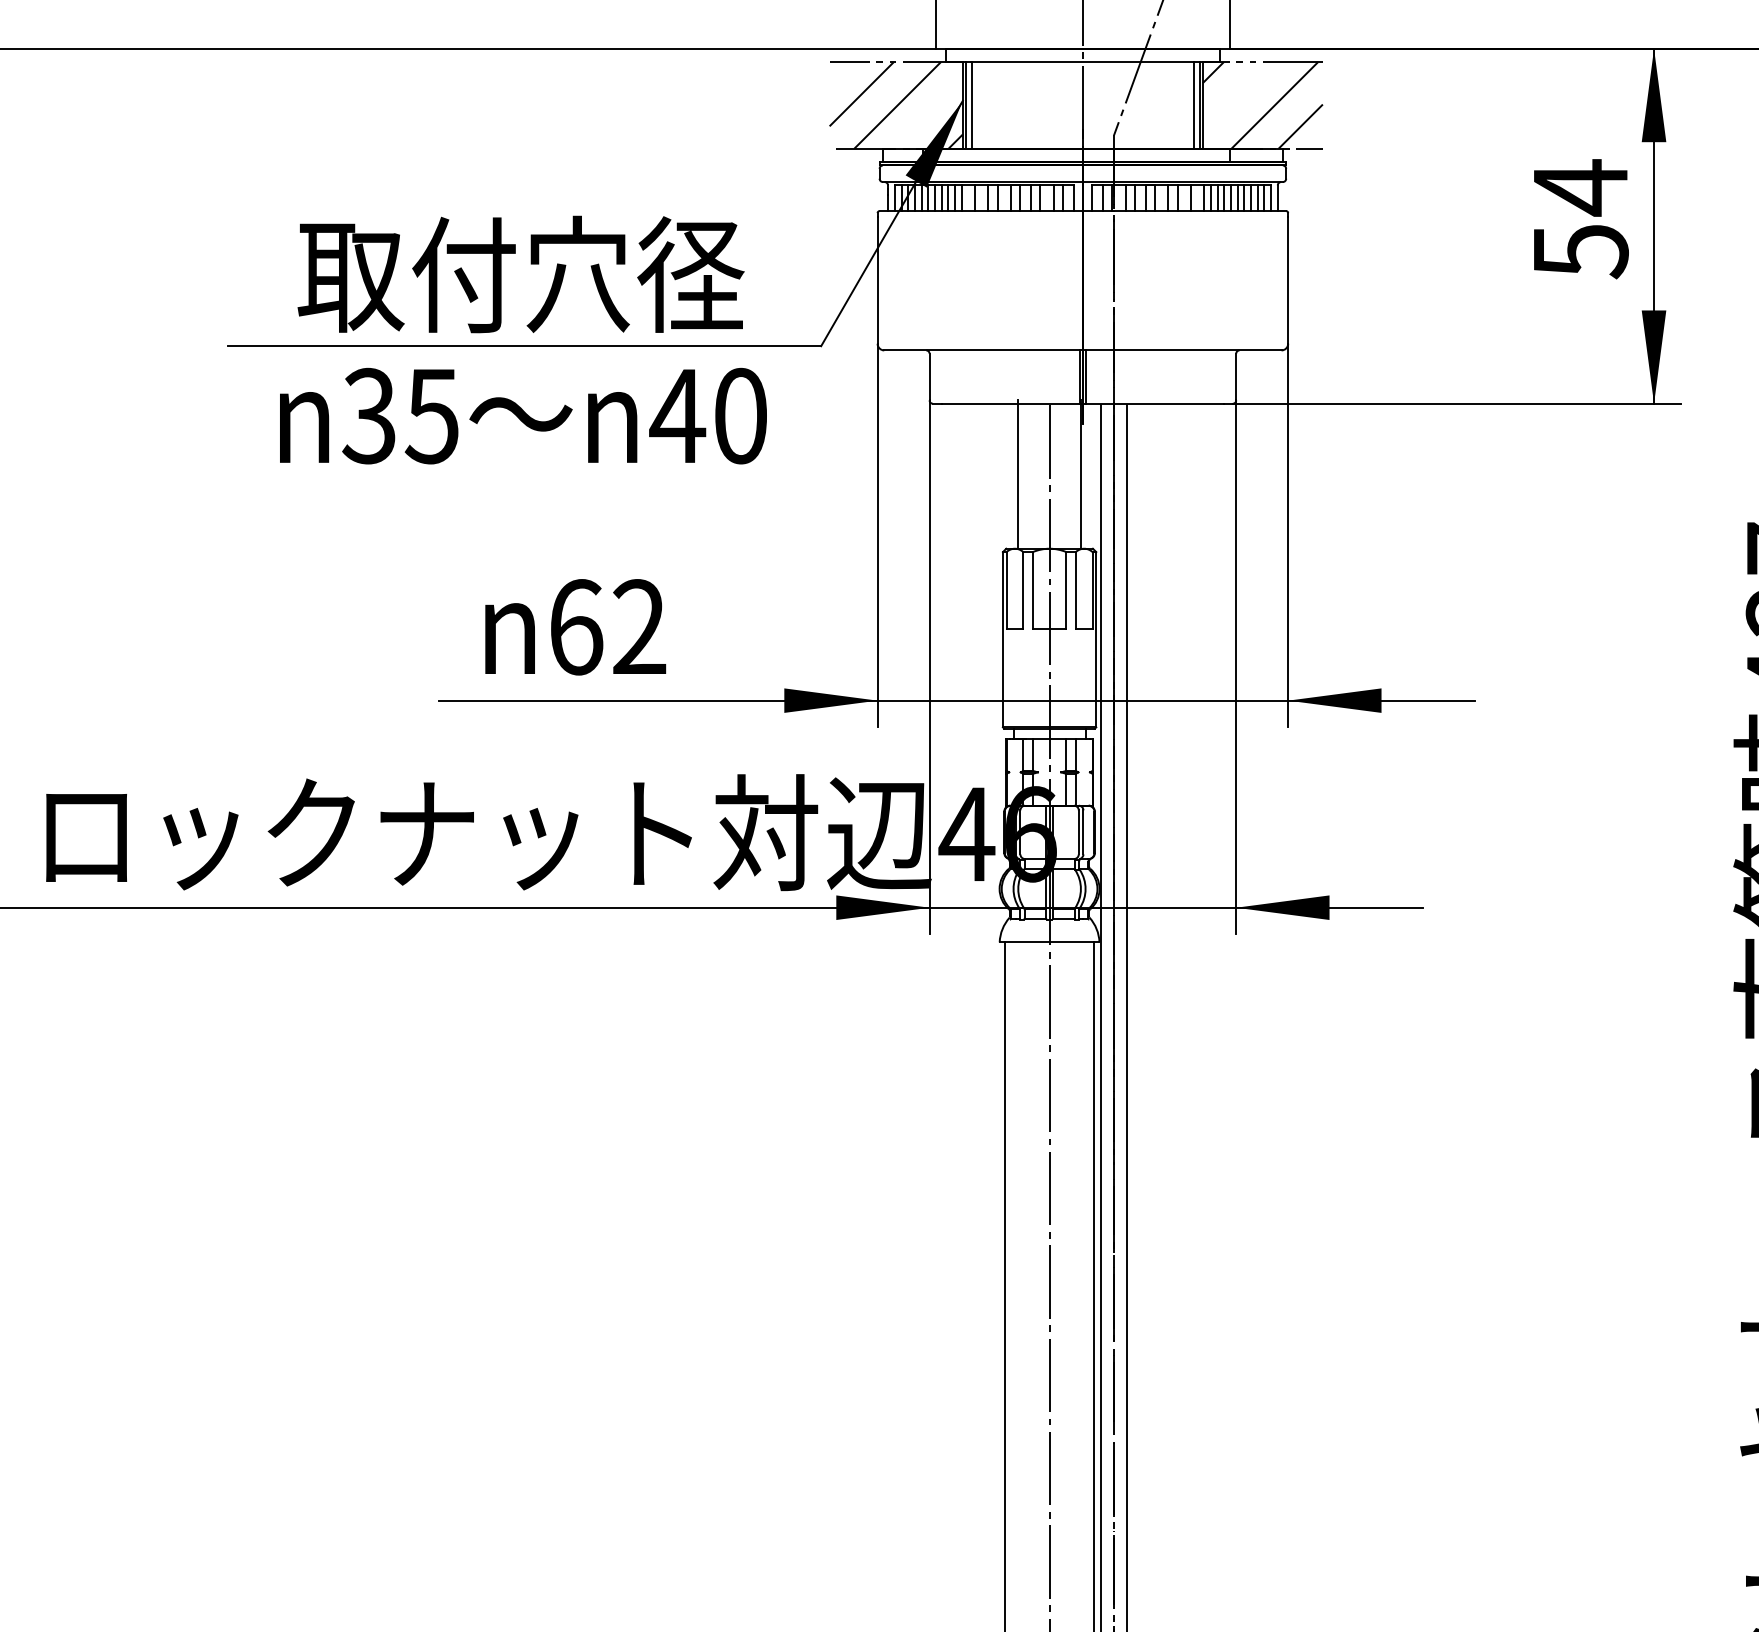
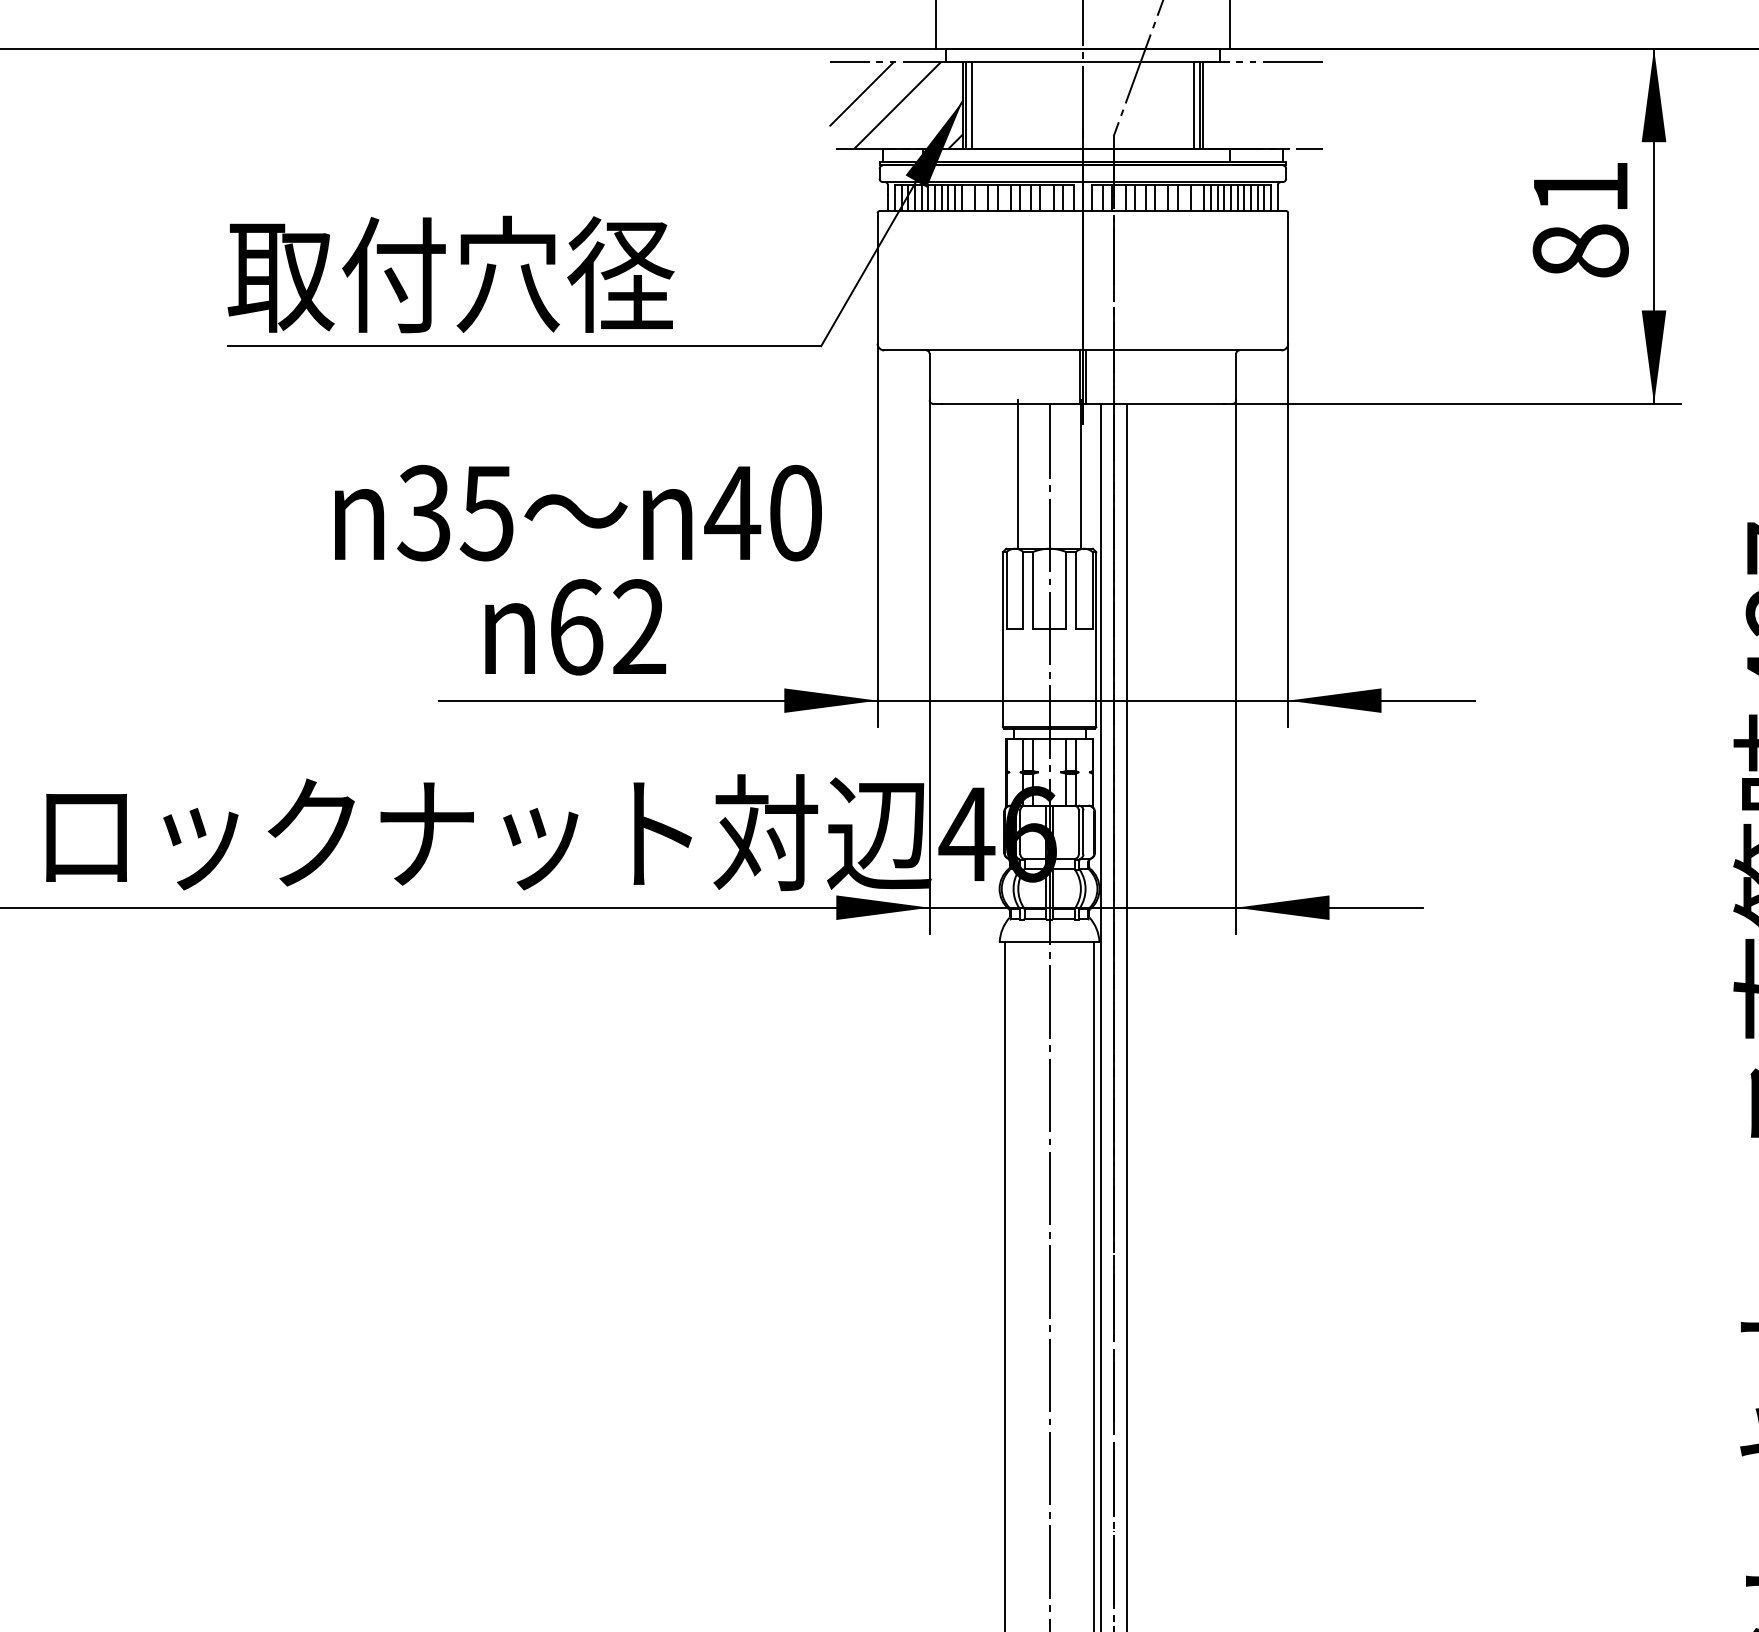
hatch: present -> none (1262, 105)
text: 54 -> 81 (1580, 219)
text position: (520, 274) -> (450, 274) (450, 274)
text position: (523, 415) -> (578, 512) (578, 512)
